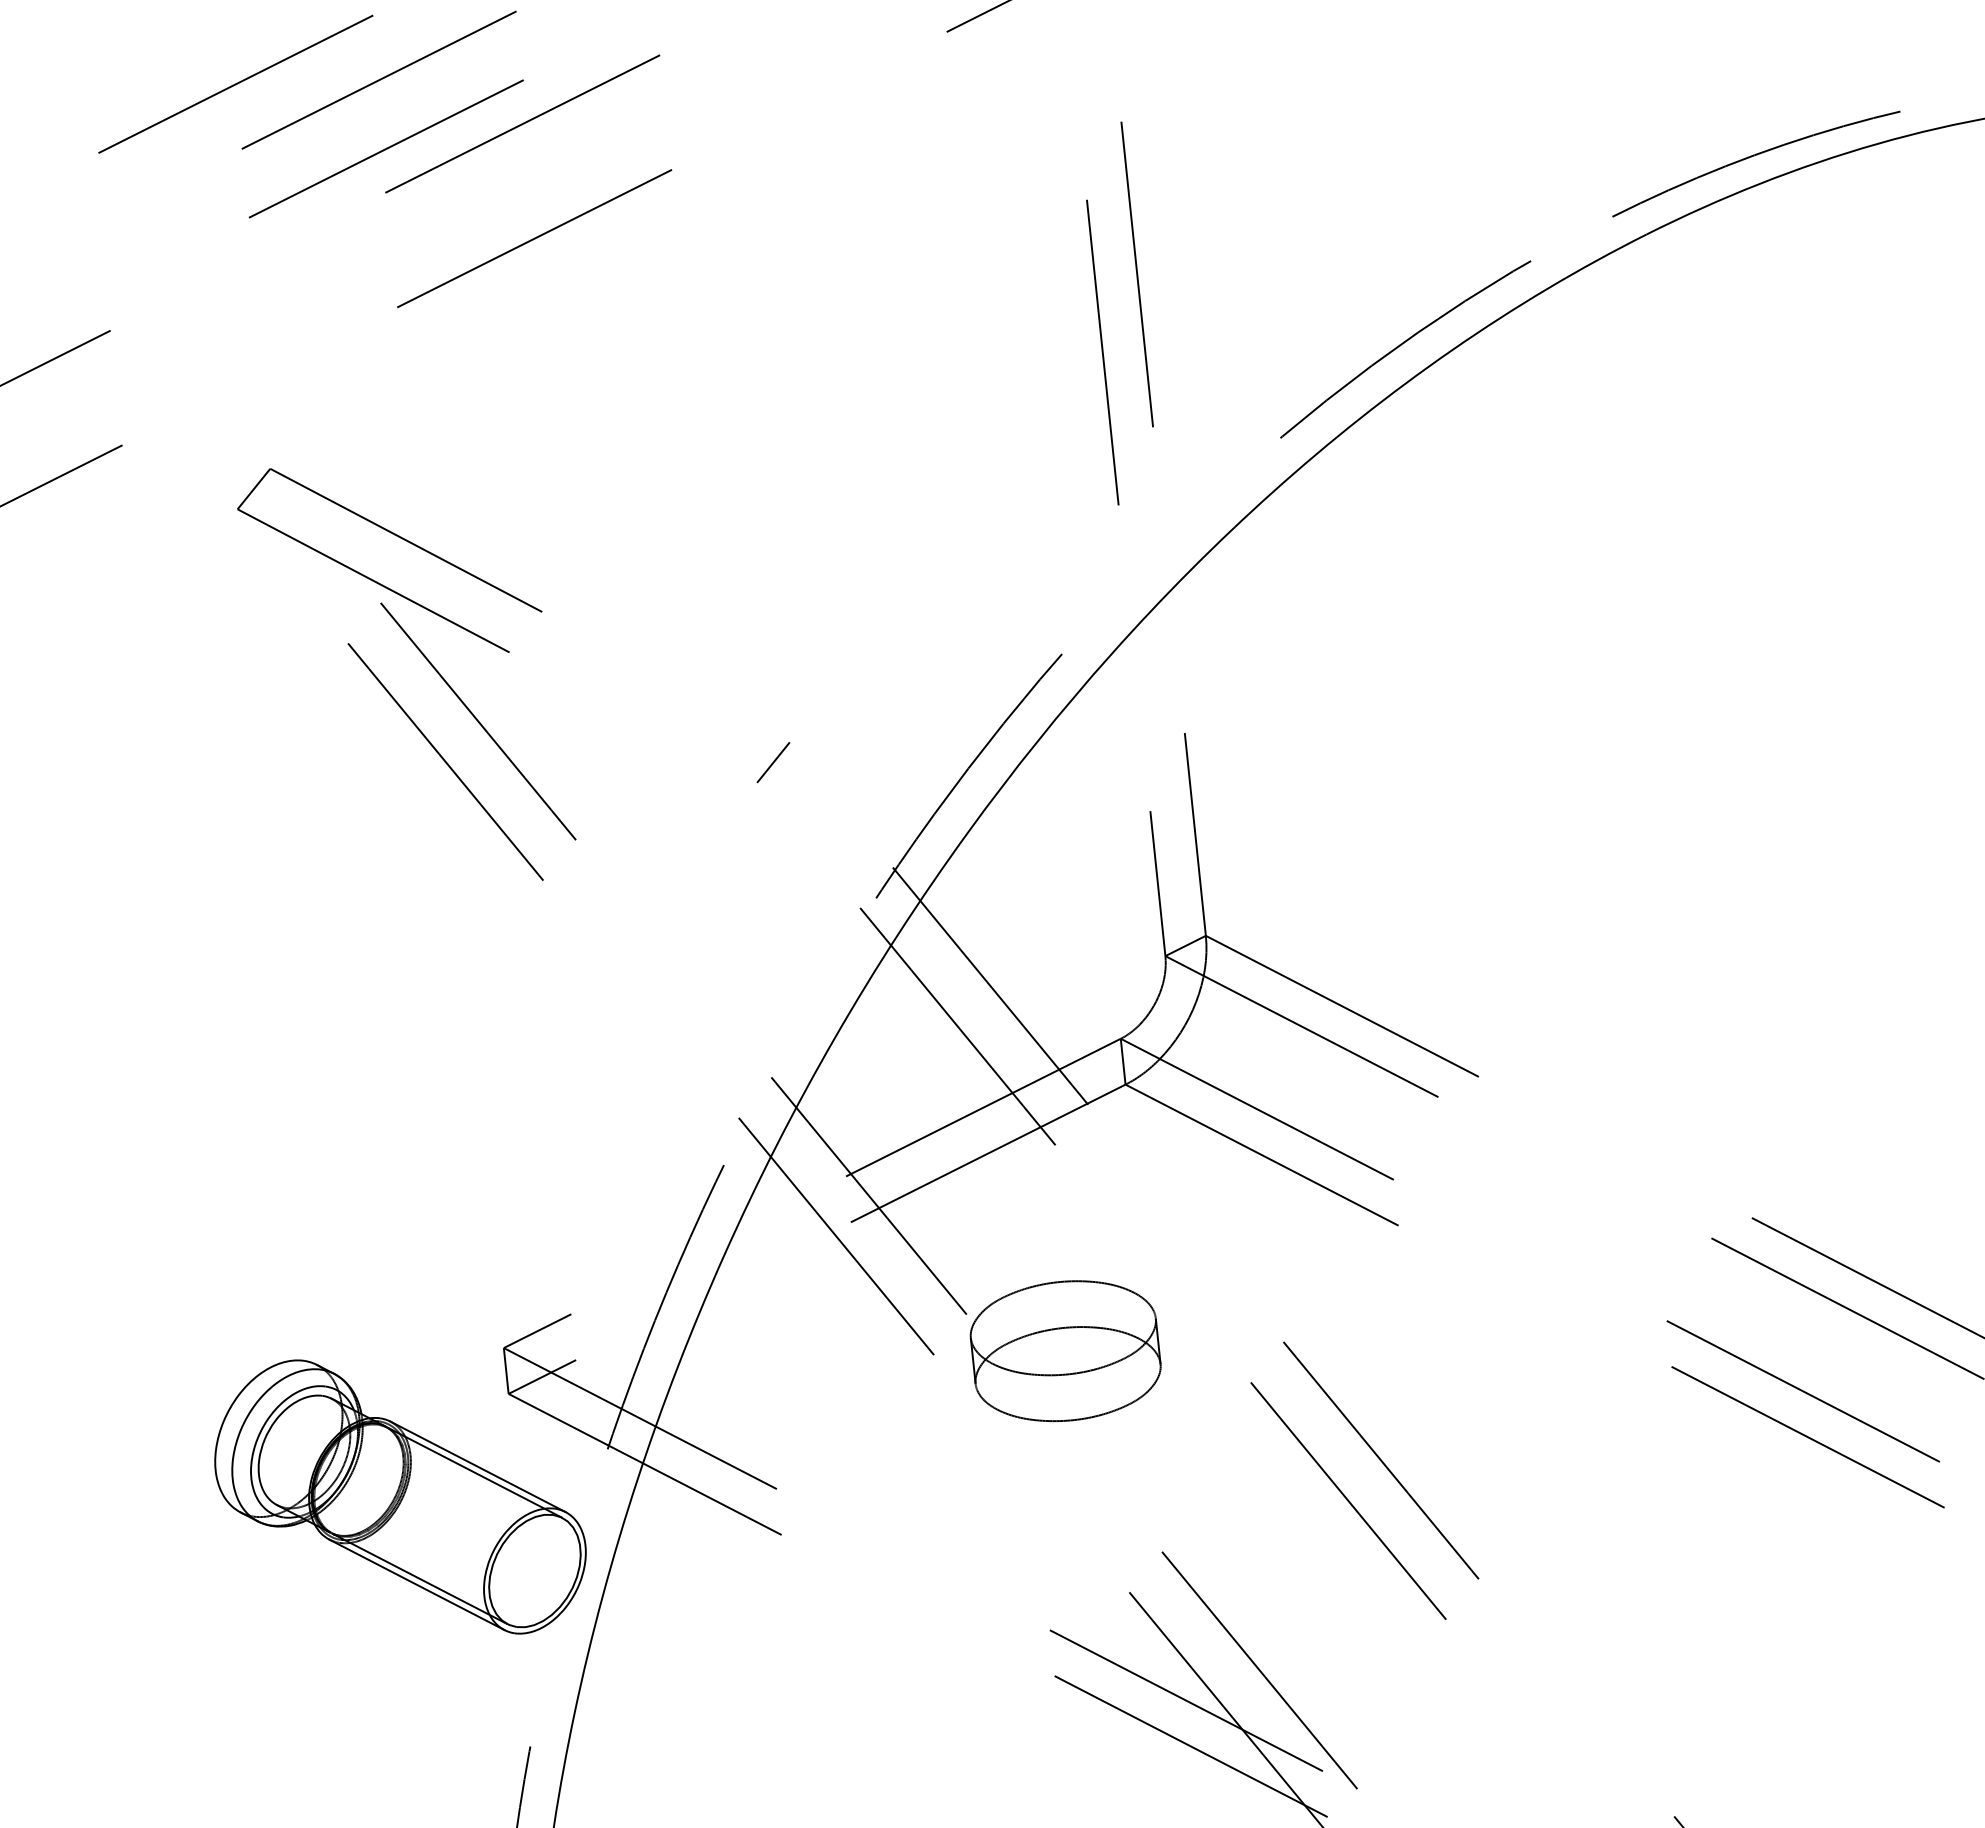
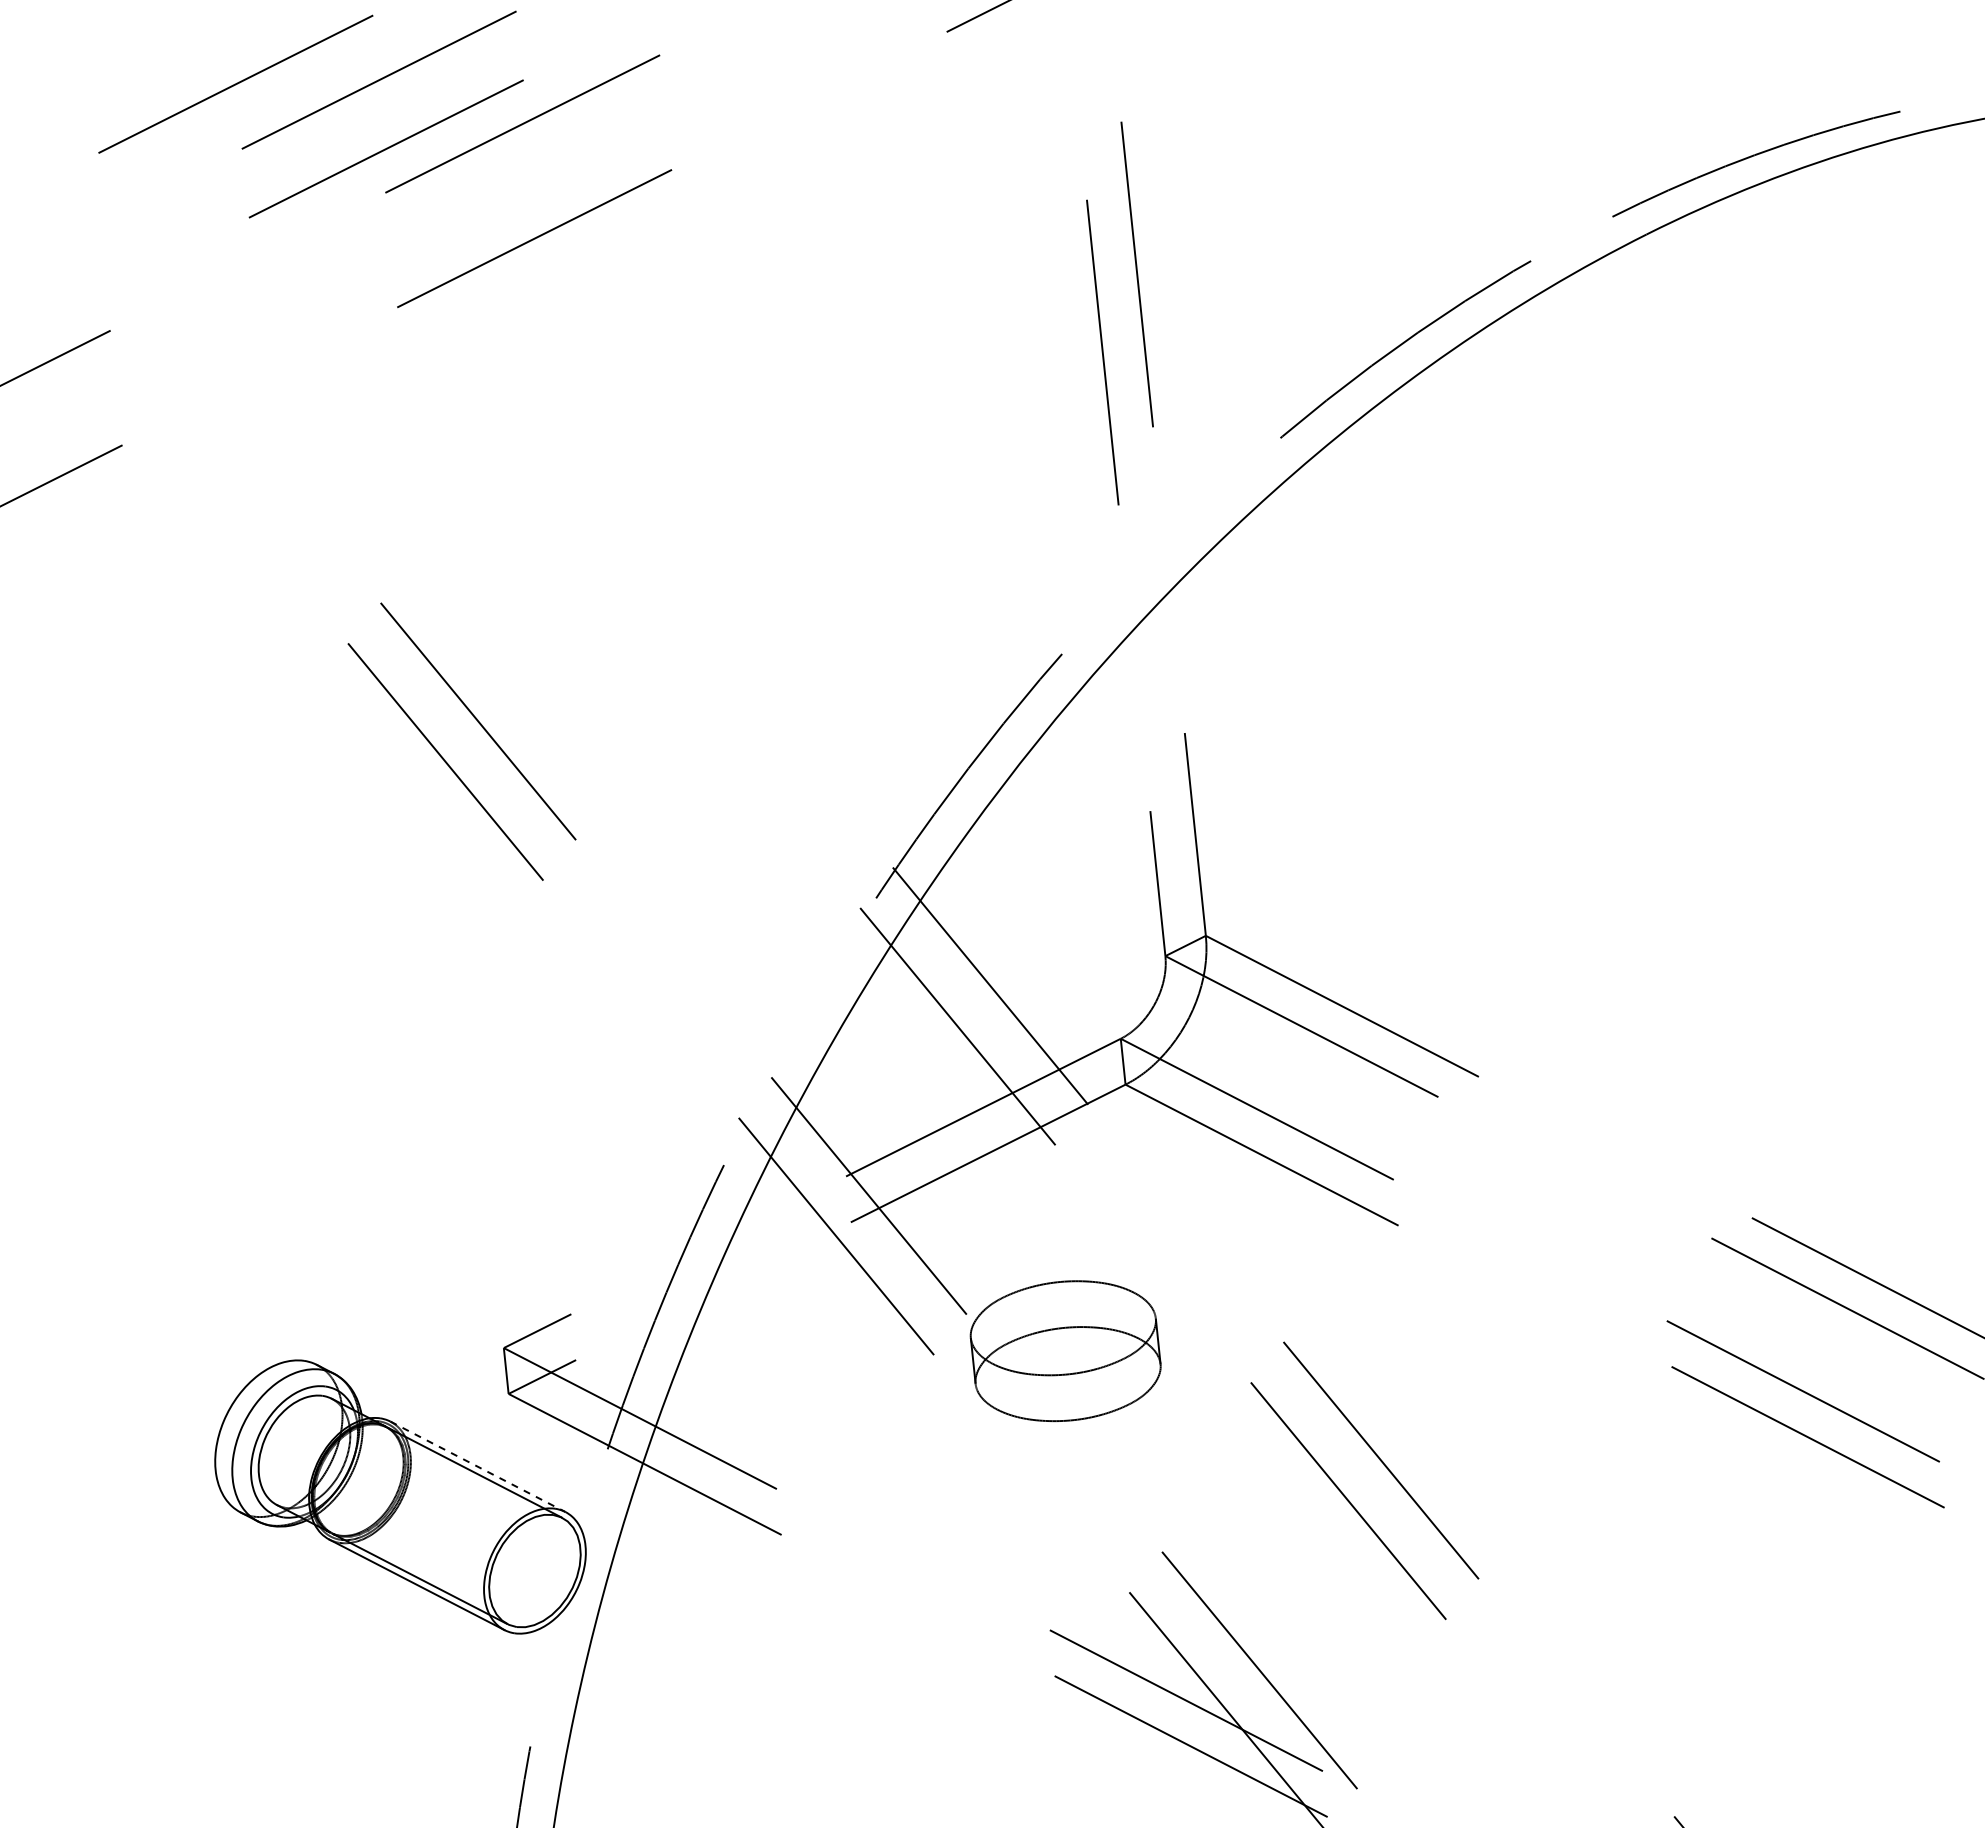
part: present -> none (379, 582)
line: present -> none (773, 762)
line: solid -> dashed (478, 1467)
